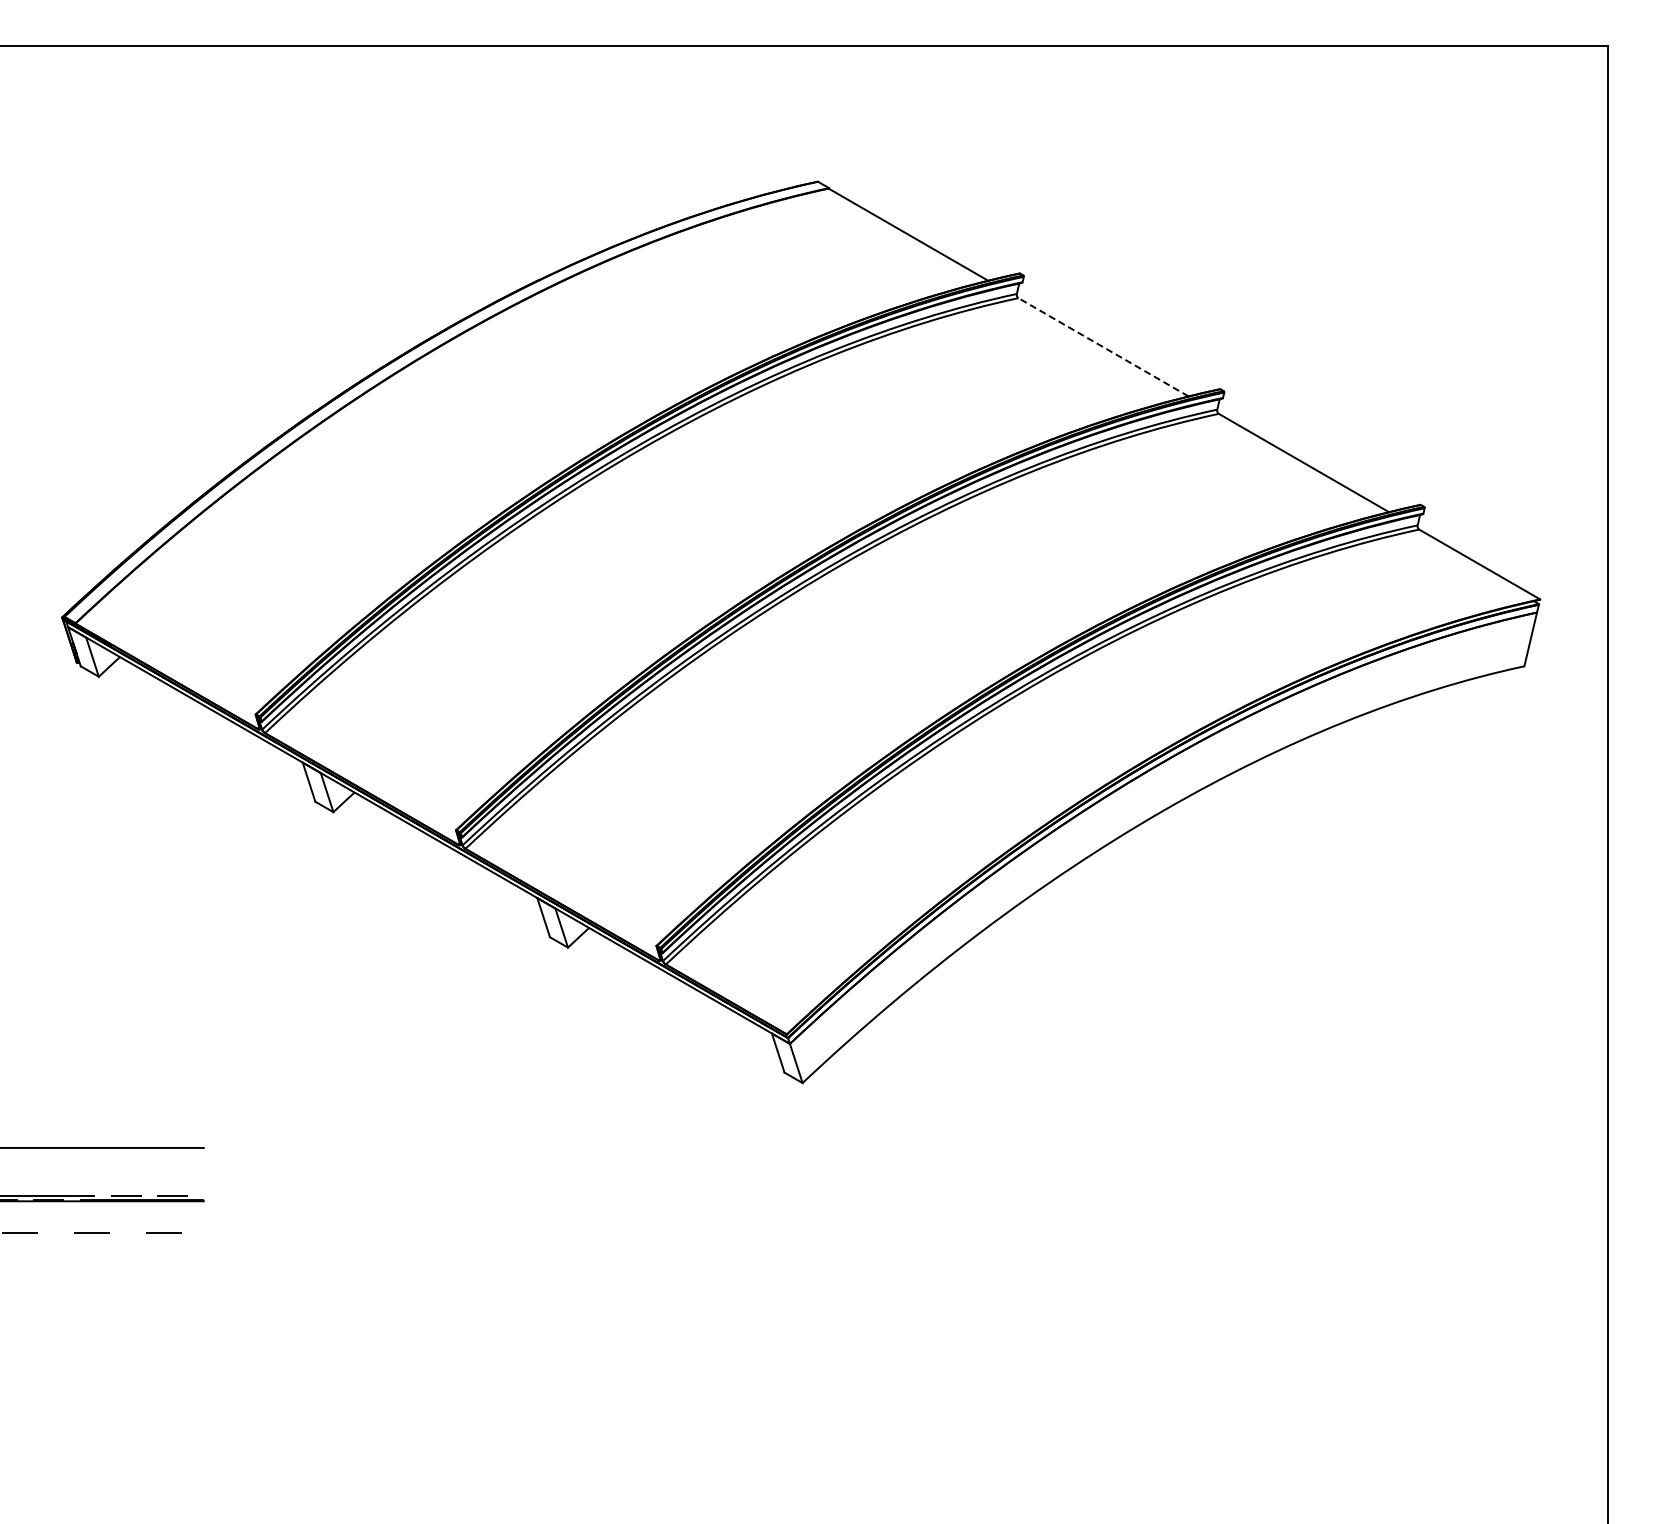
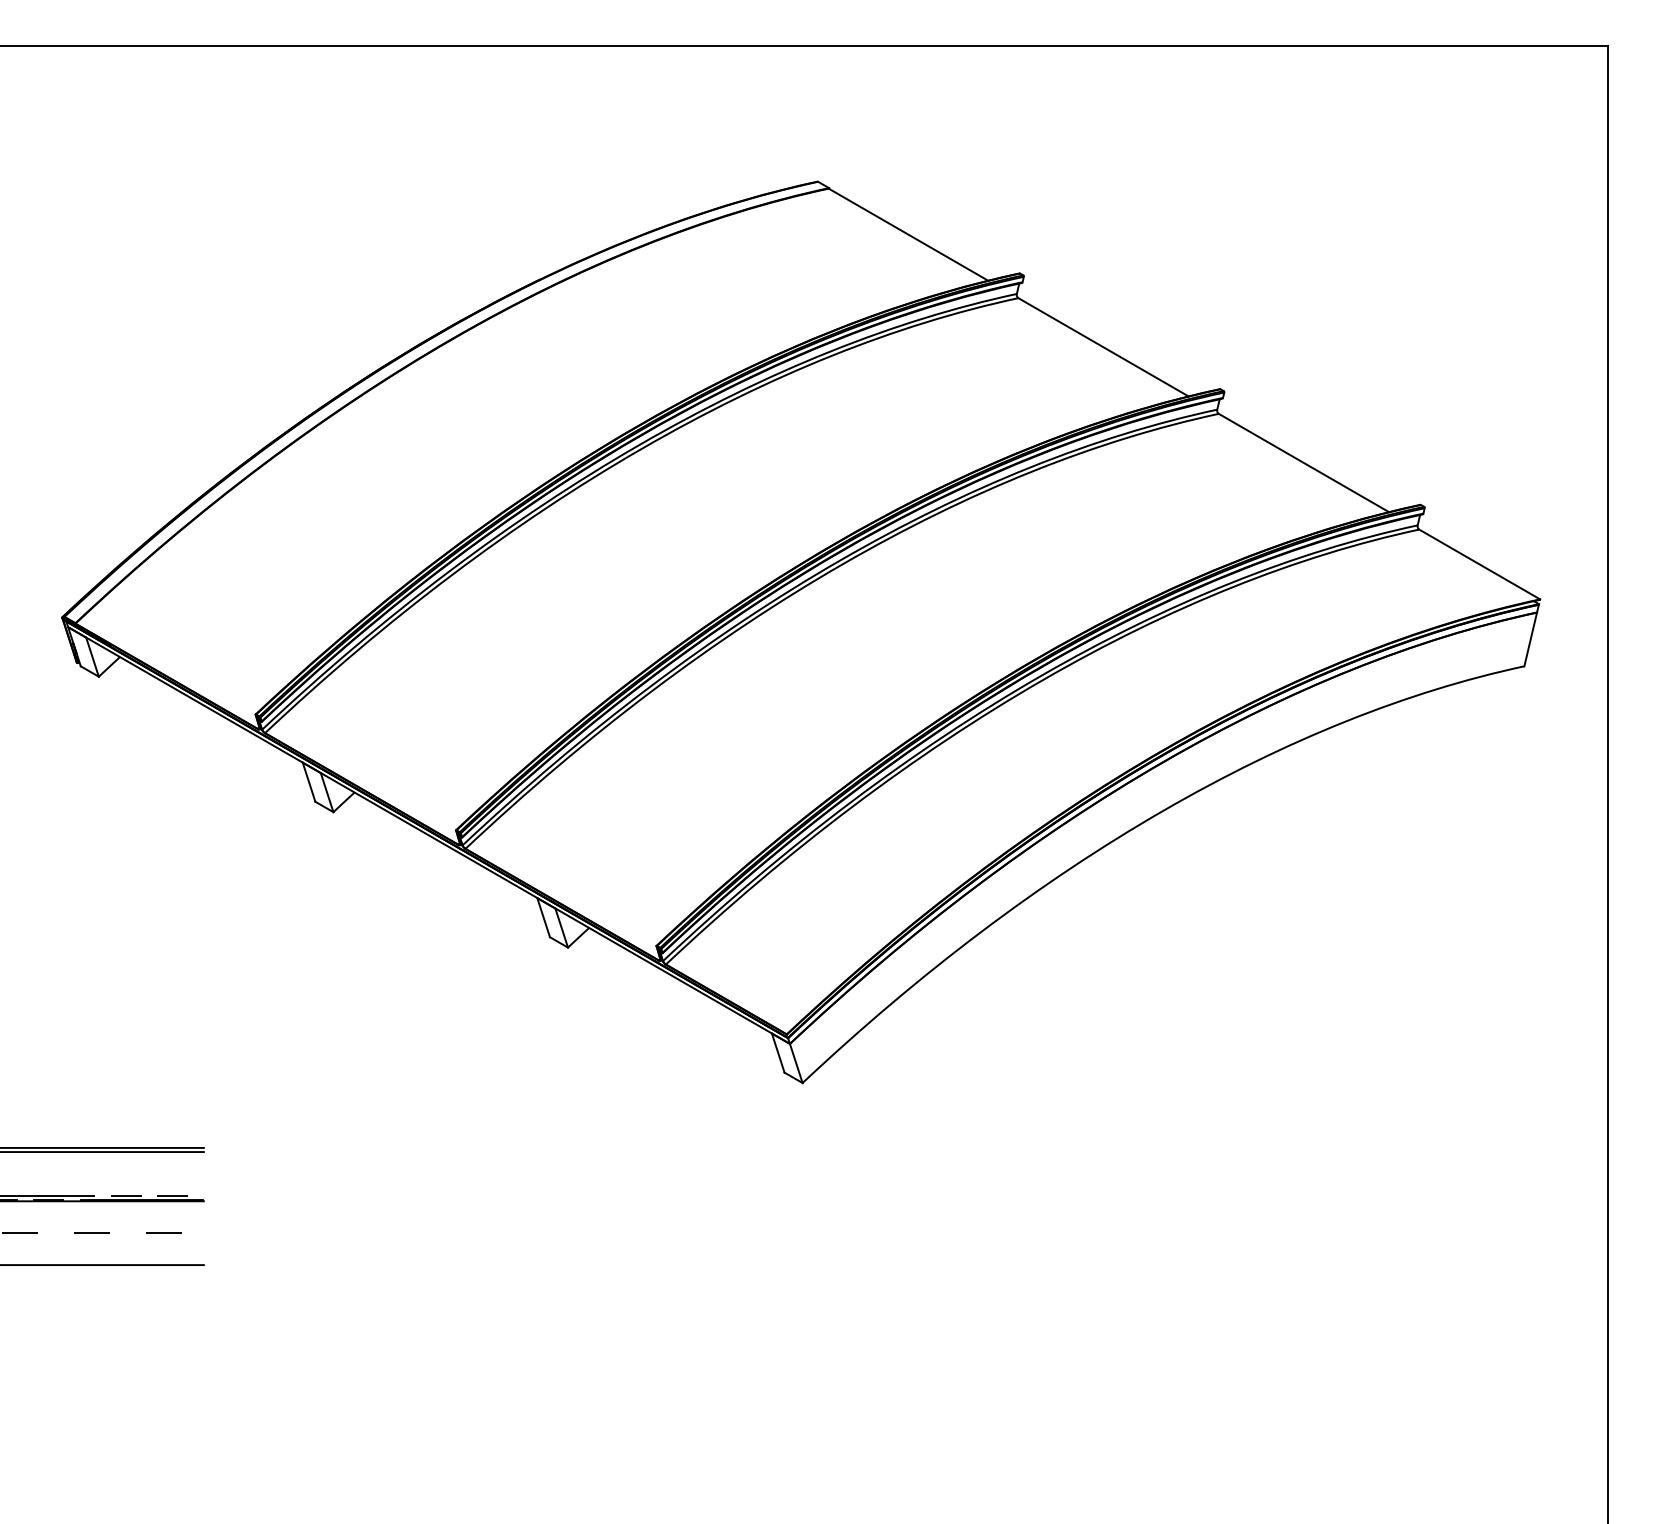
line: dashed -> solid (1103, 347)
line: none -> present (102, 1152)
line: none -> present (102, 1265)
